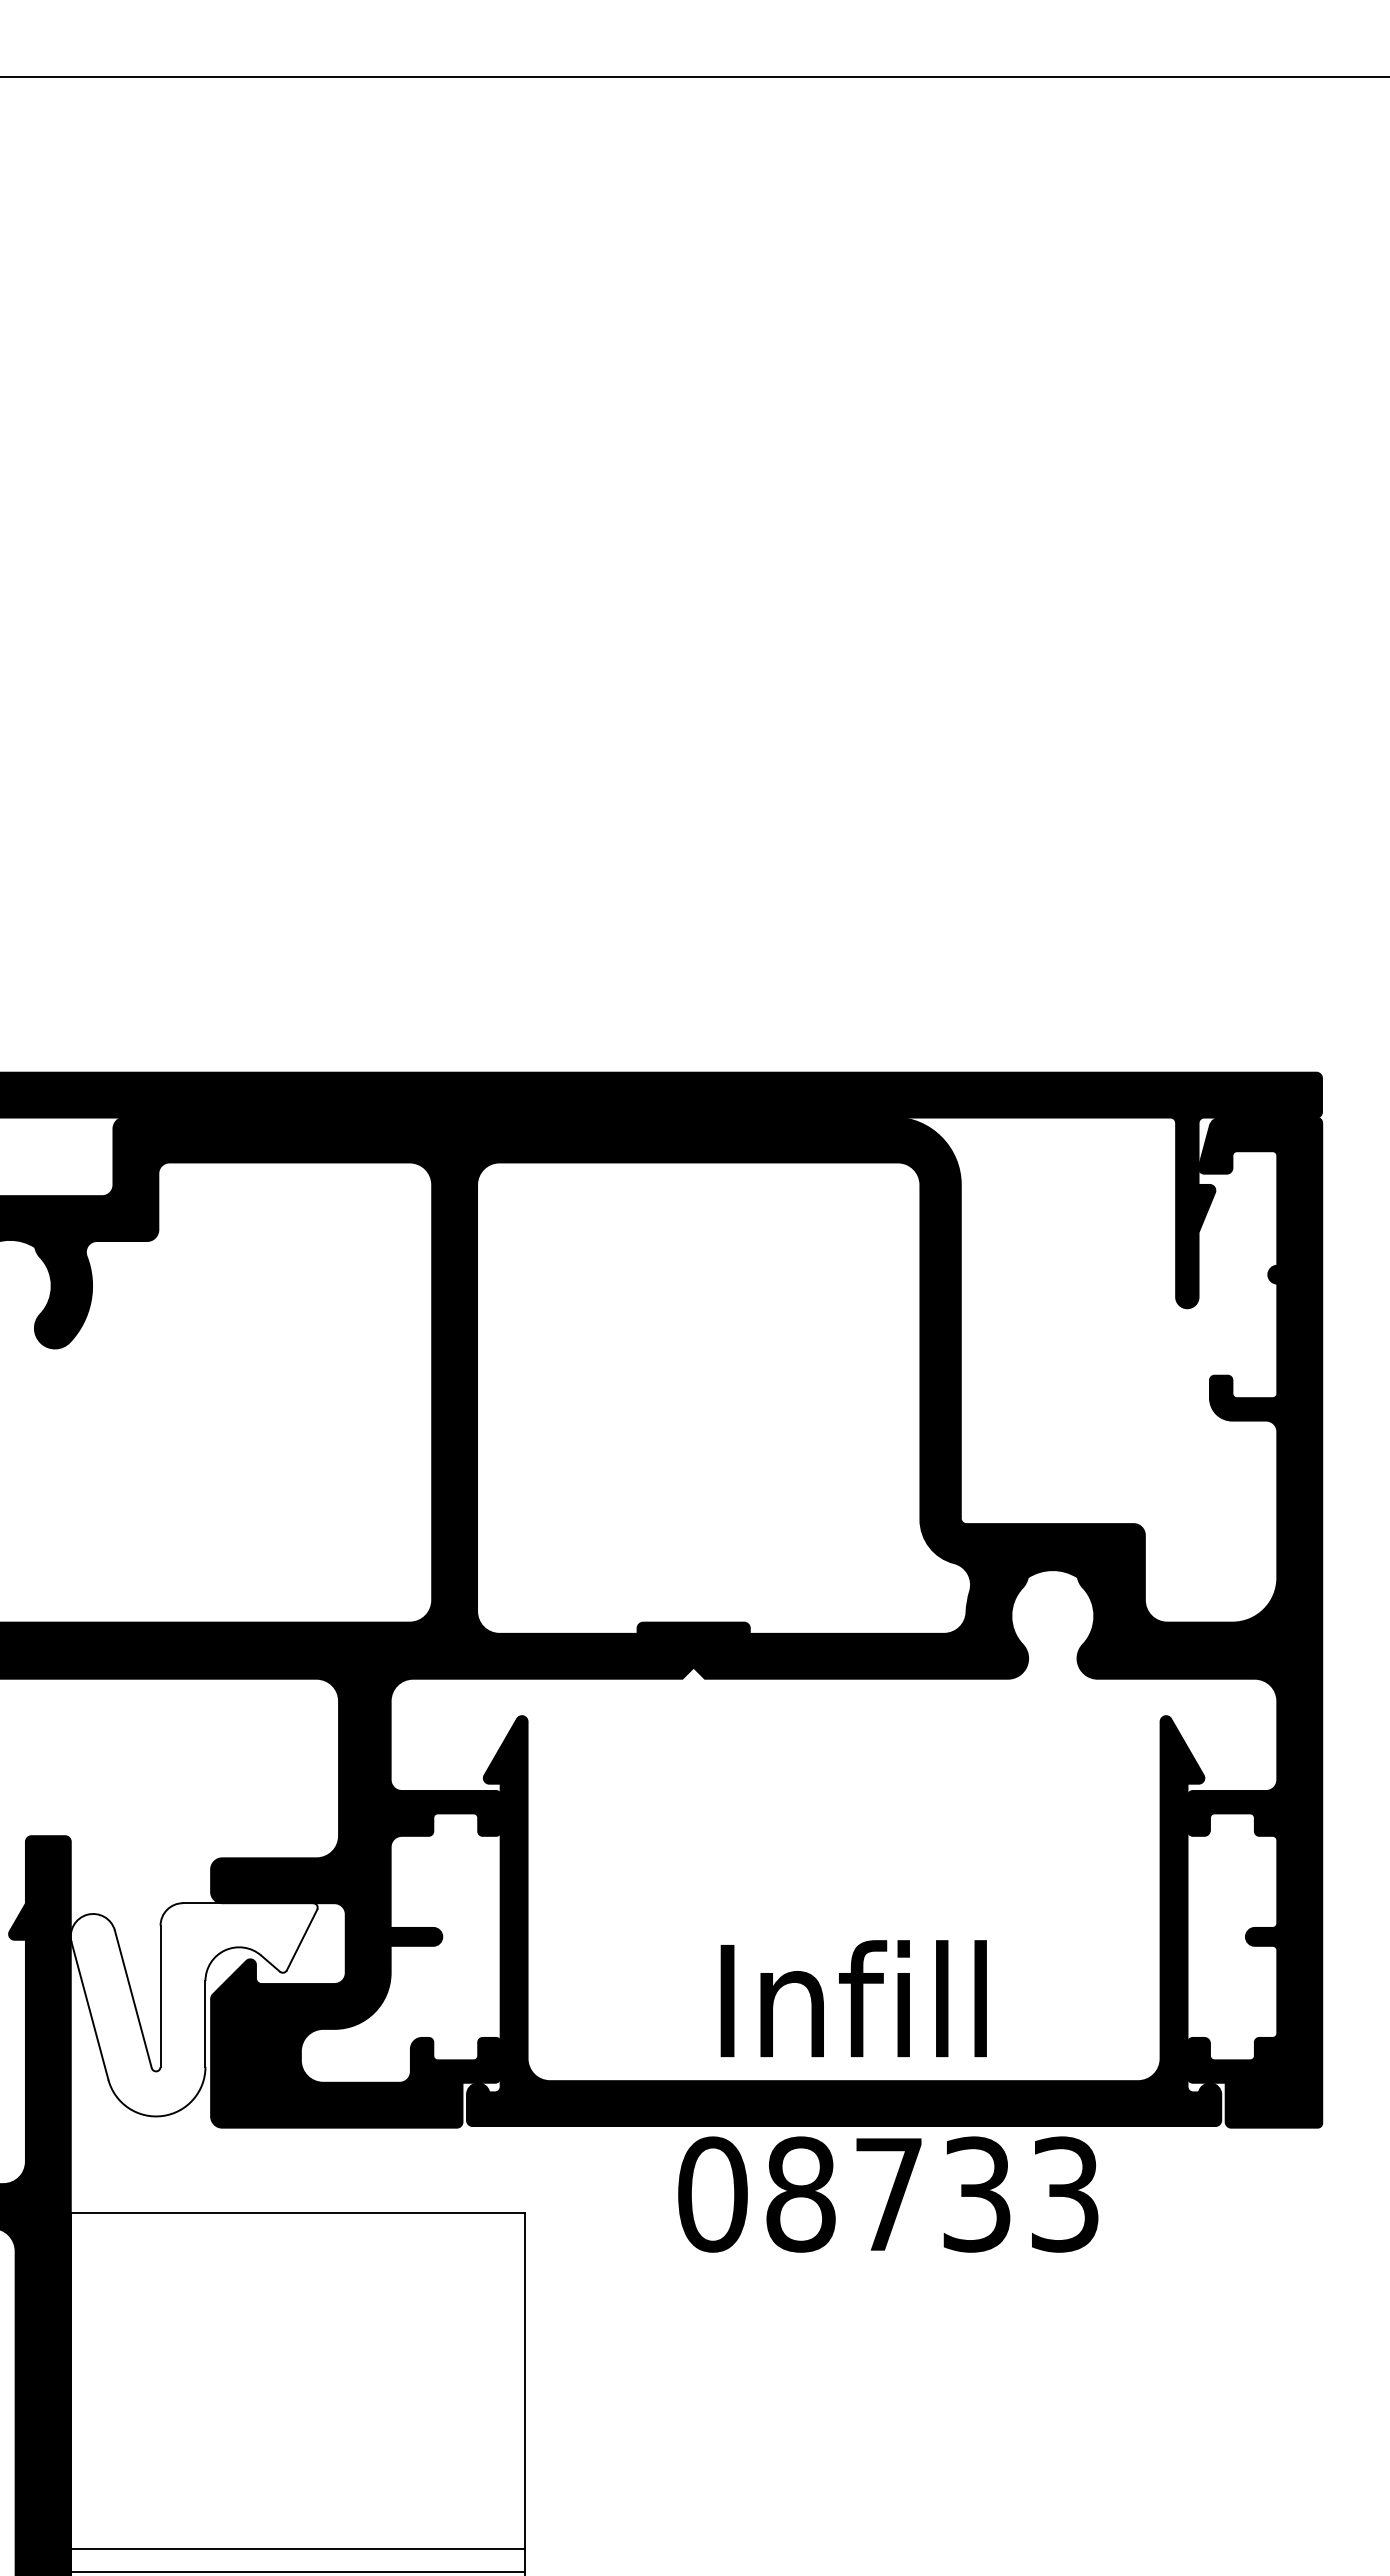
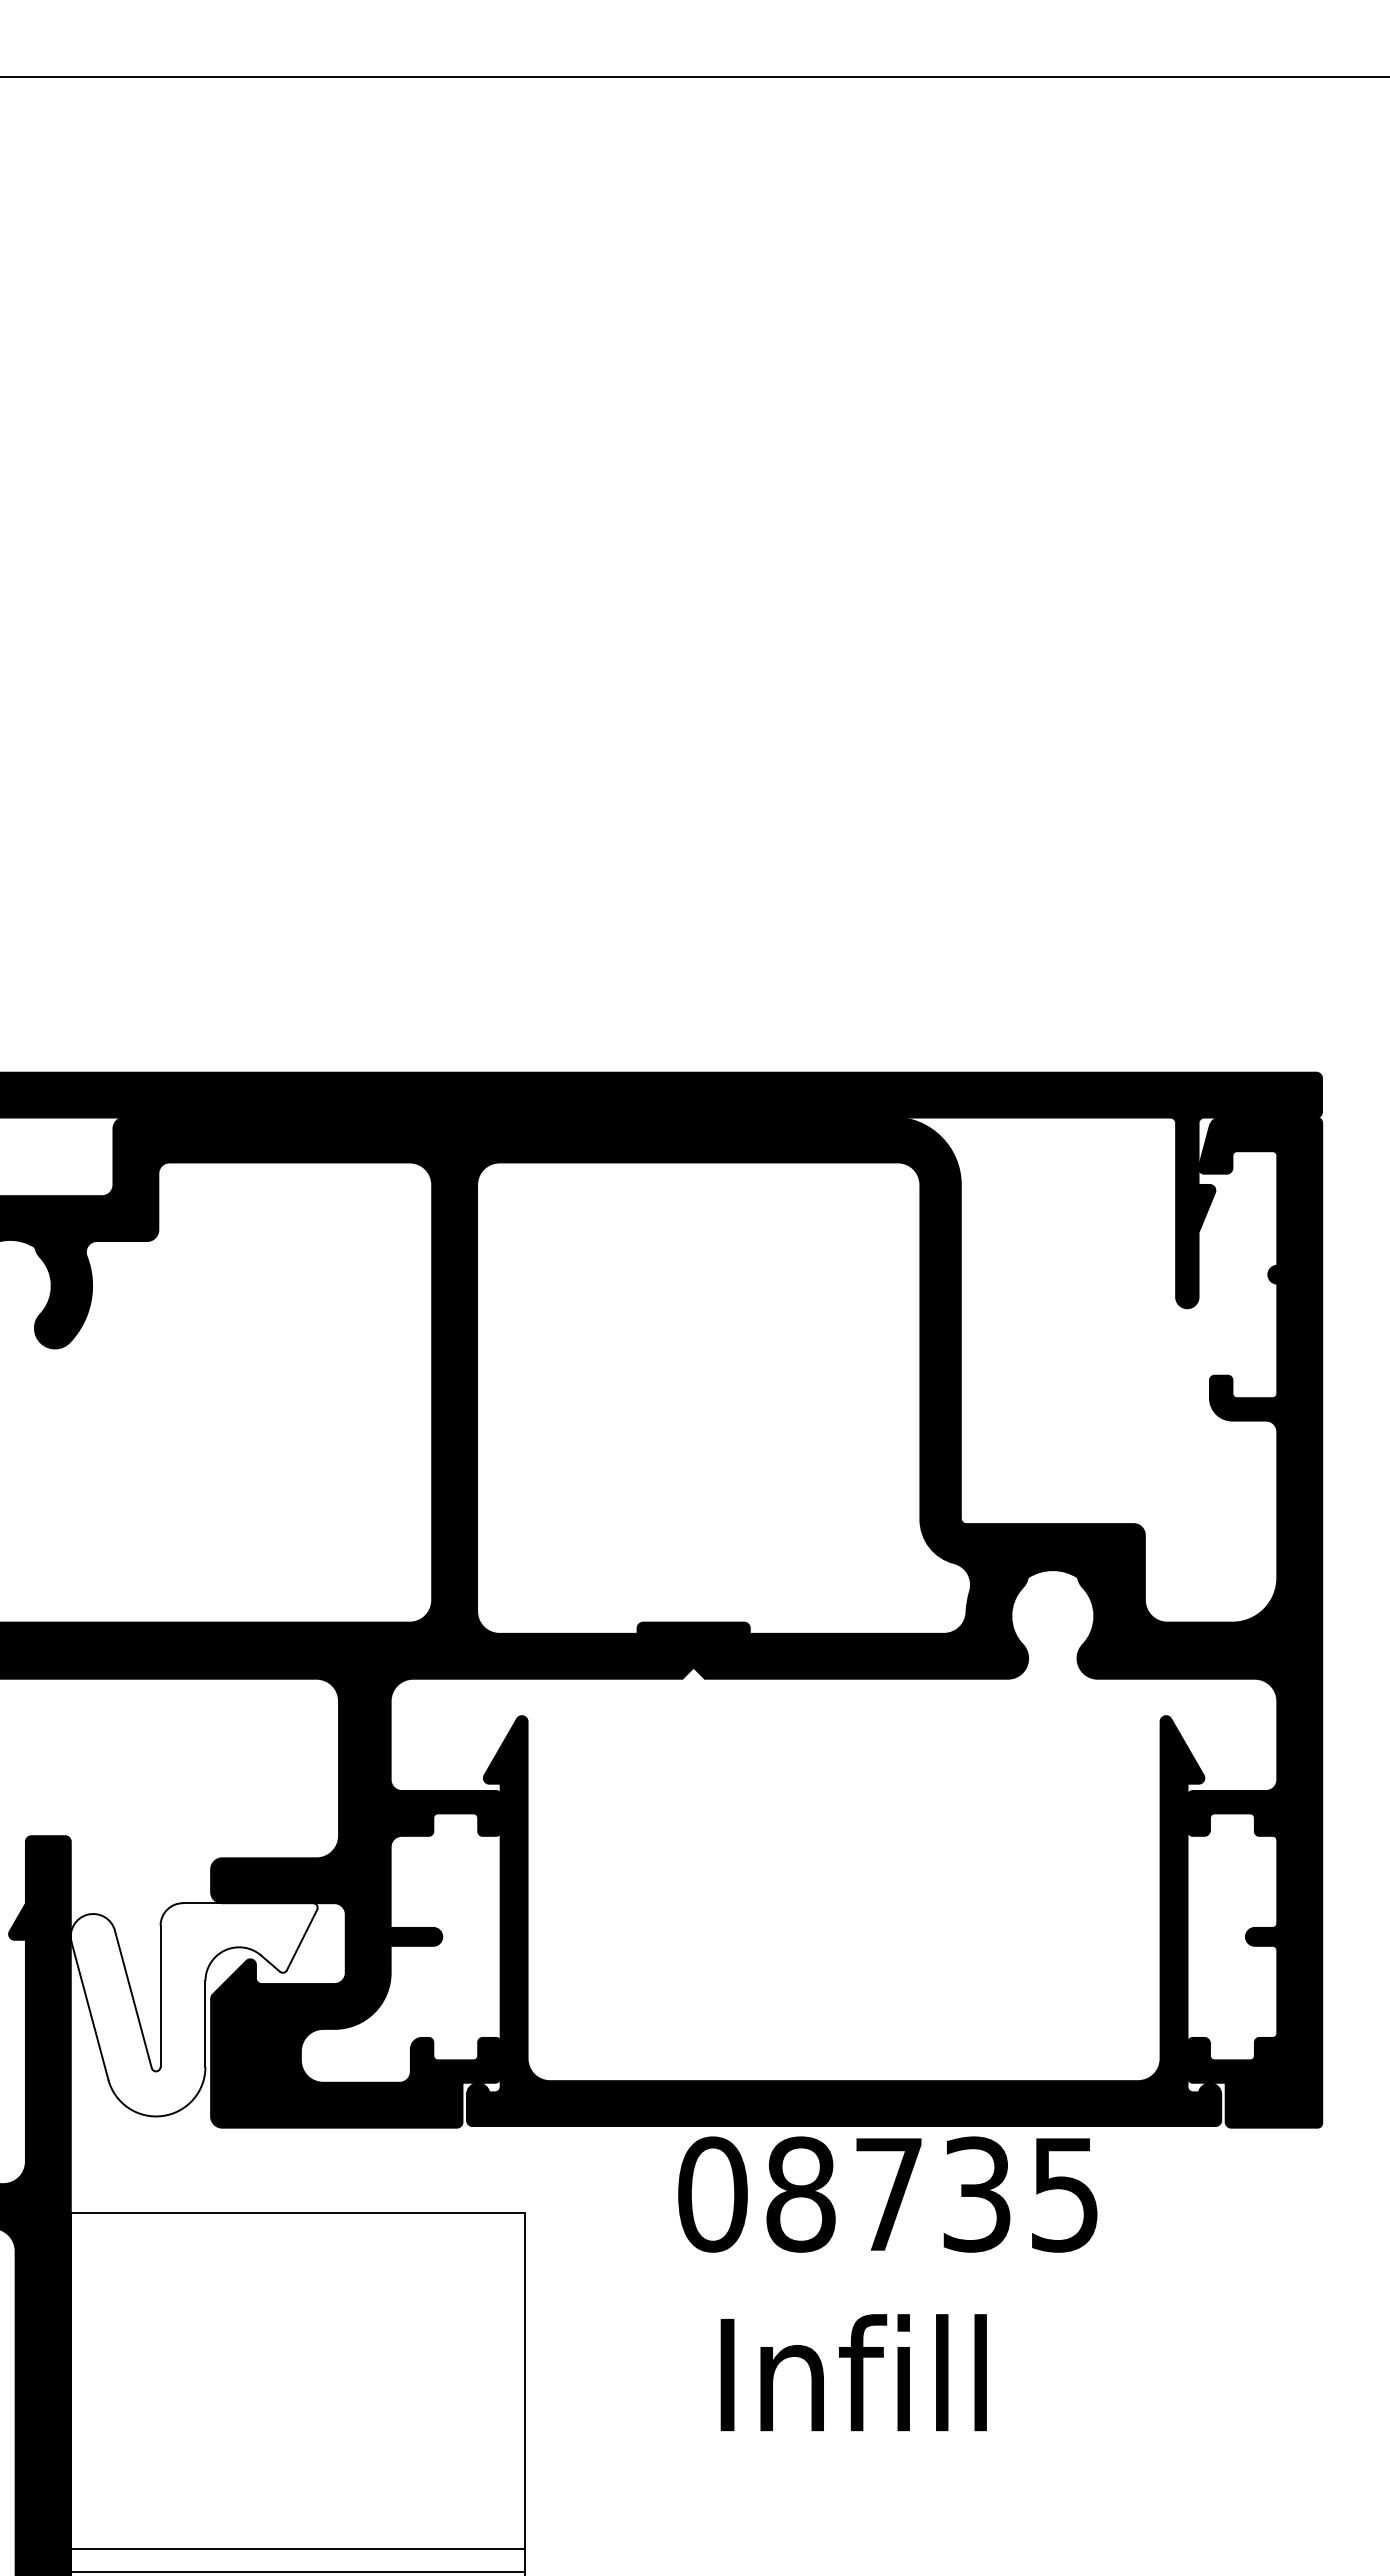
text position: (853, 1998) -> (853, 2372) (853, 2372)
text: 08733 -> 08735 (1065, 2194)
